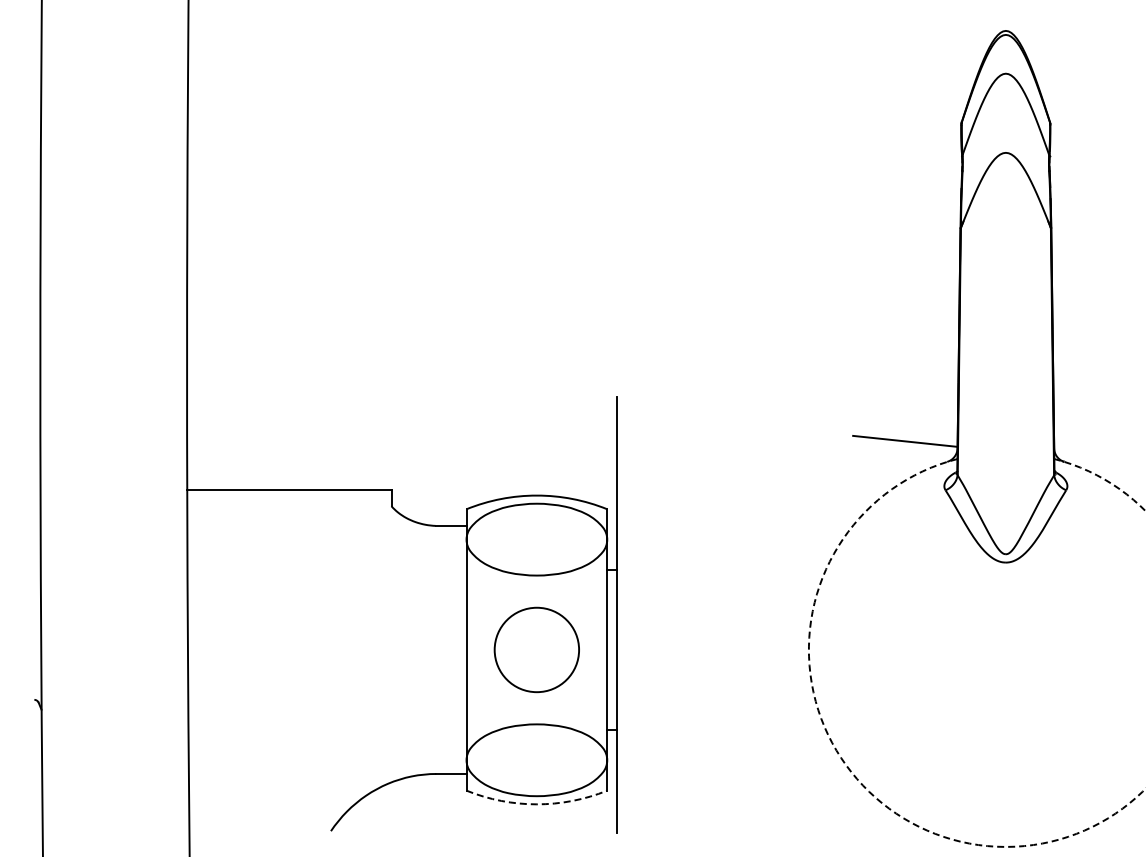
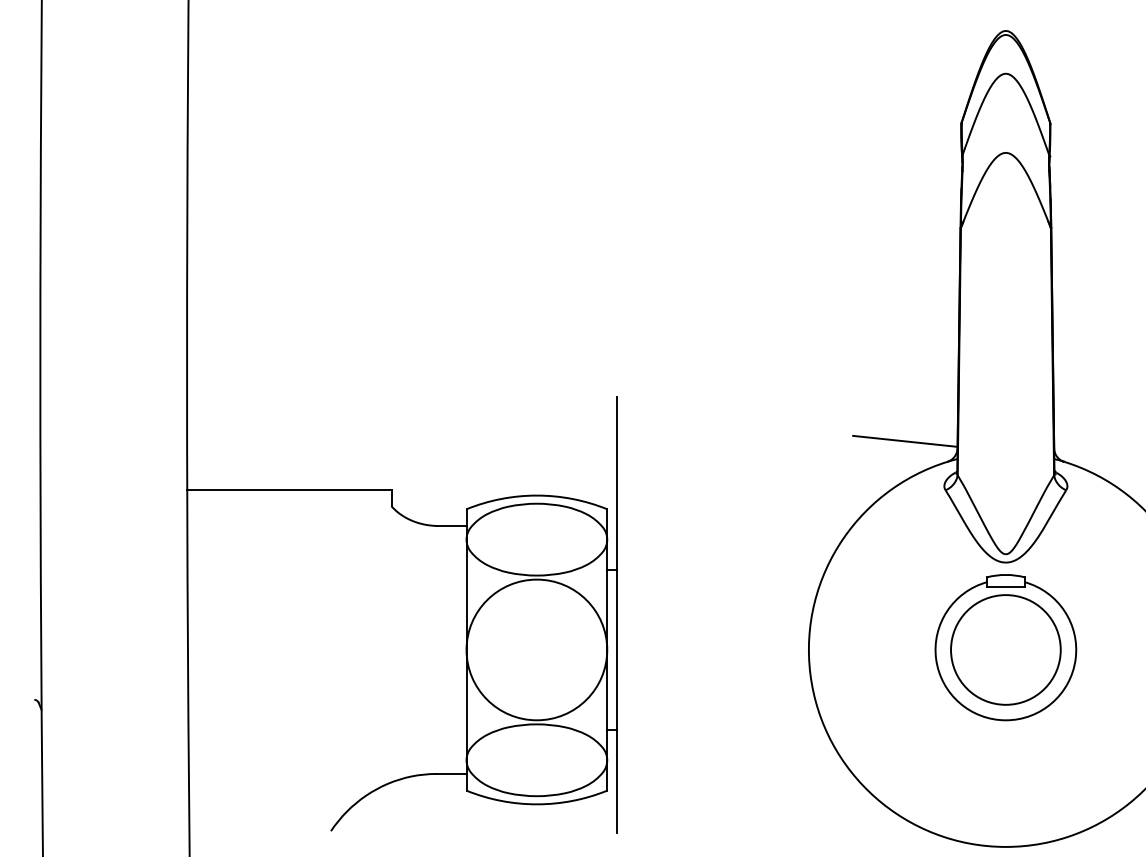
part: none -> present (1005, 647)
circle diameter: 84 px -> 141 px (536, 649)
arc: dashed -> solid (867, 790)
arc: dashed -> solid (536, 804)
